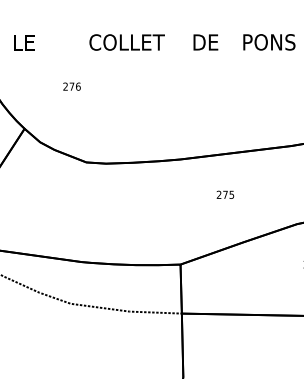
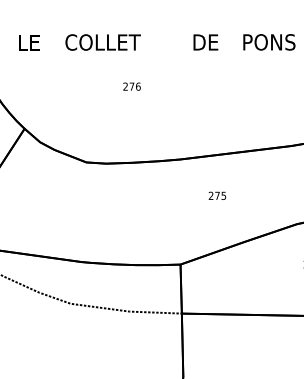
text position: (24, 42) -> (29, 42) (29, 42)
text position: (126, 42) -> (102, 42) (102, 42)
text position: (71, 86) -> (131, 86) (131, 86)
text position: (225, 194) -> (217, 195) (217, 195)
